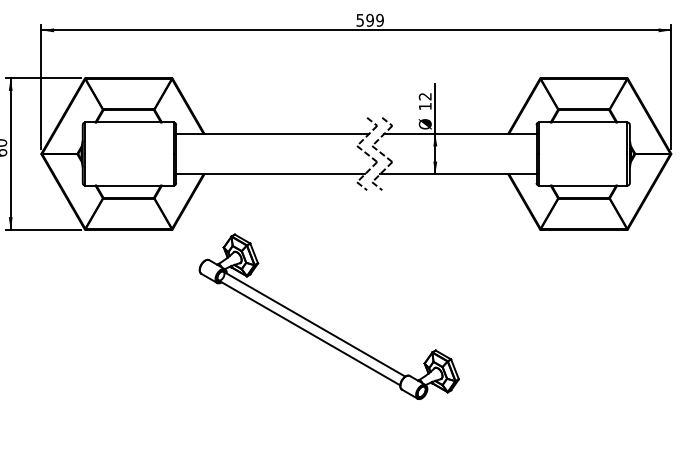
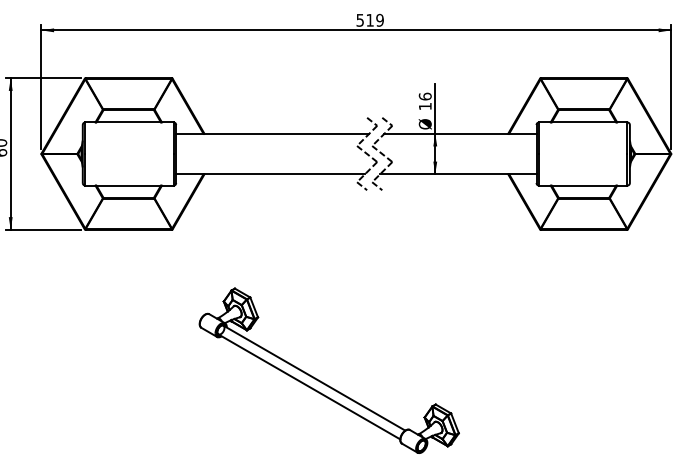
text: 599 -> 519 (369, 19)
text: 12 -> 16 (424, 96)
part position: (322, 327) -> (322, 381) (322, 381)
